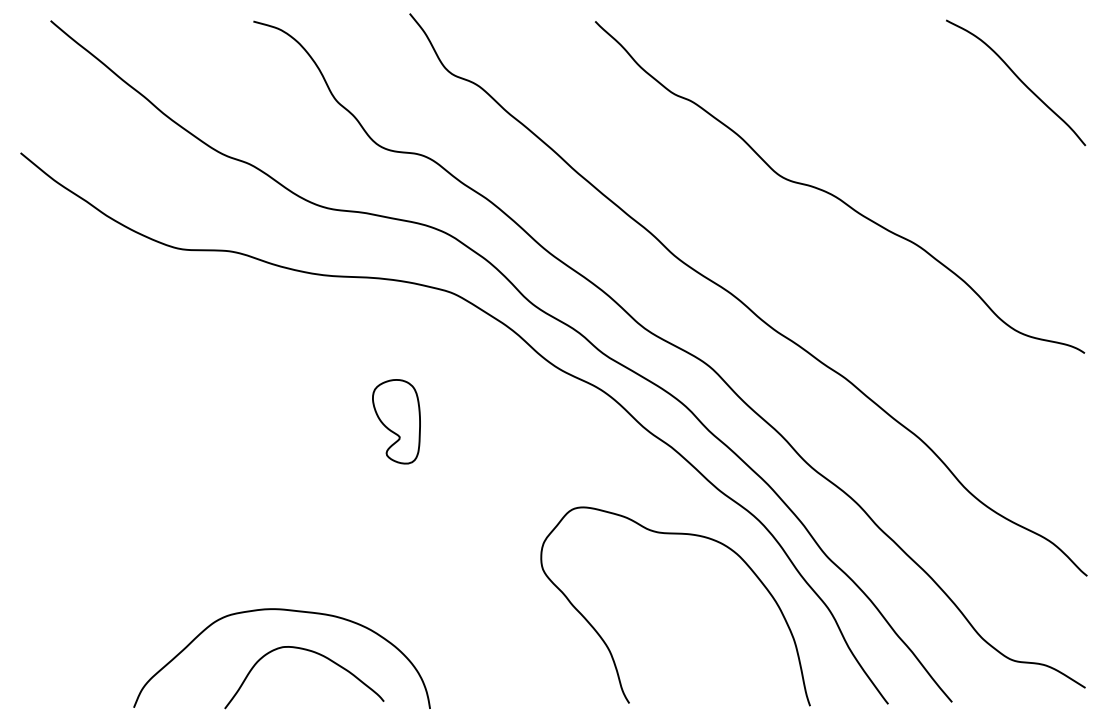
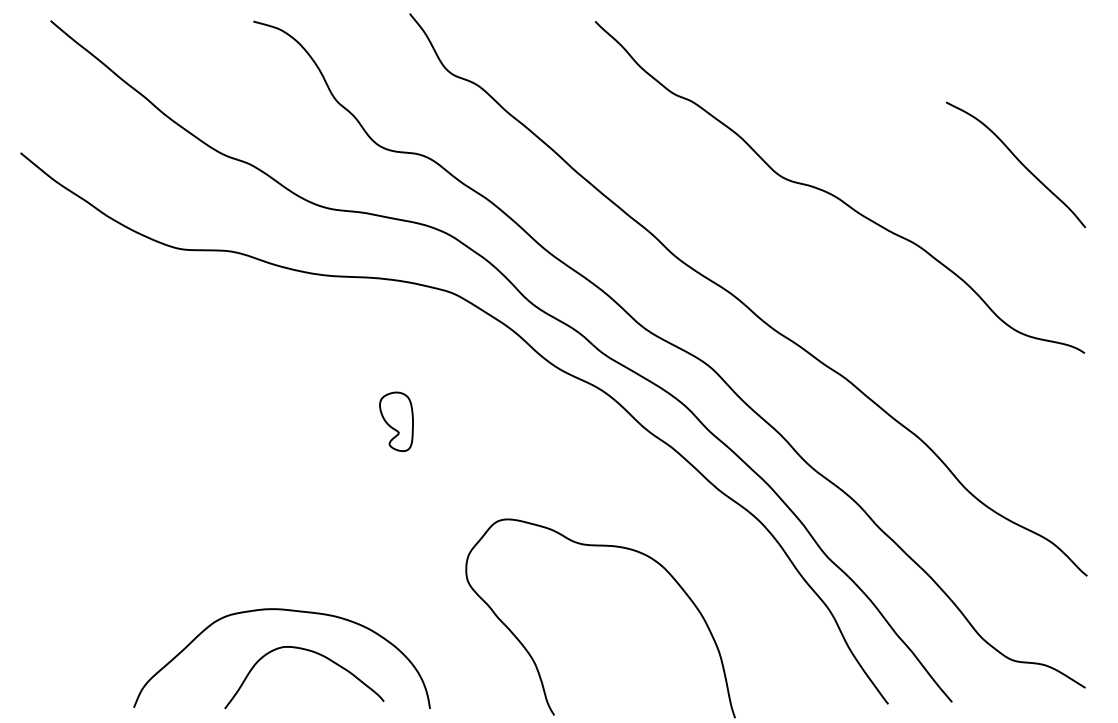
curve position: (1018, 79) -> (1018, 161) (1018, 161)
part size: 49x86 px -> 35x61 px (396, 421)
curve position: (675, 534) -> (600, 546) (600, 546)
